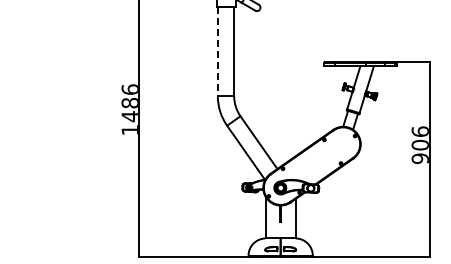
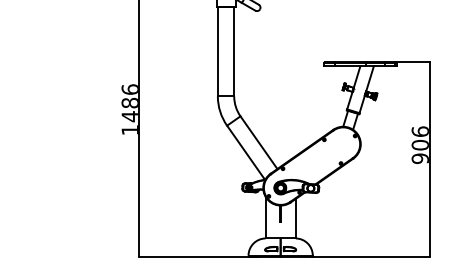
line: dashed -> solid (217, 51)
